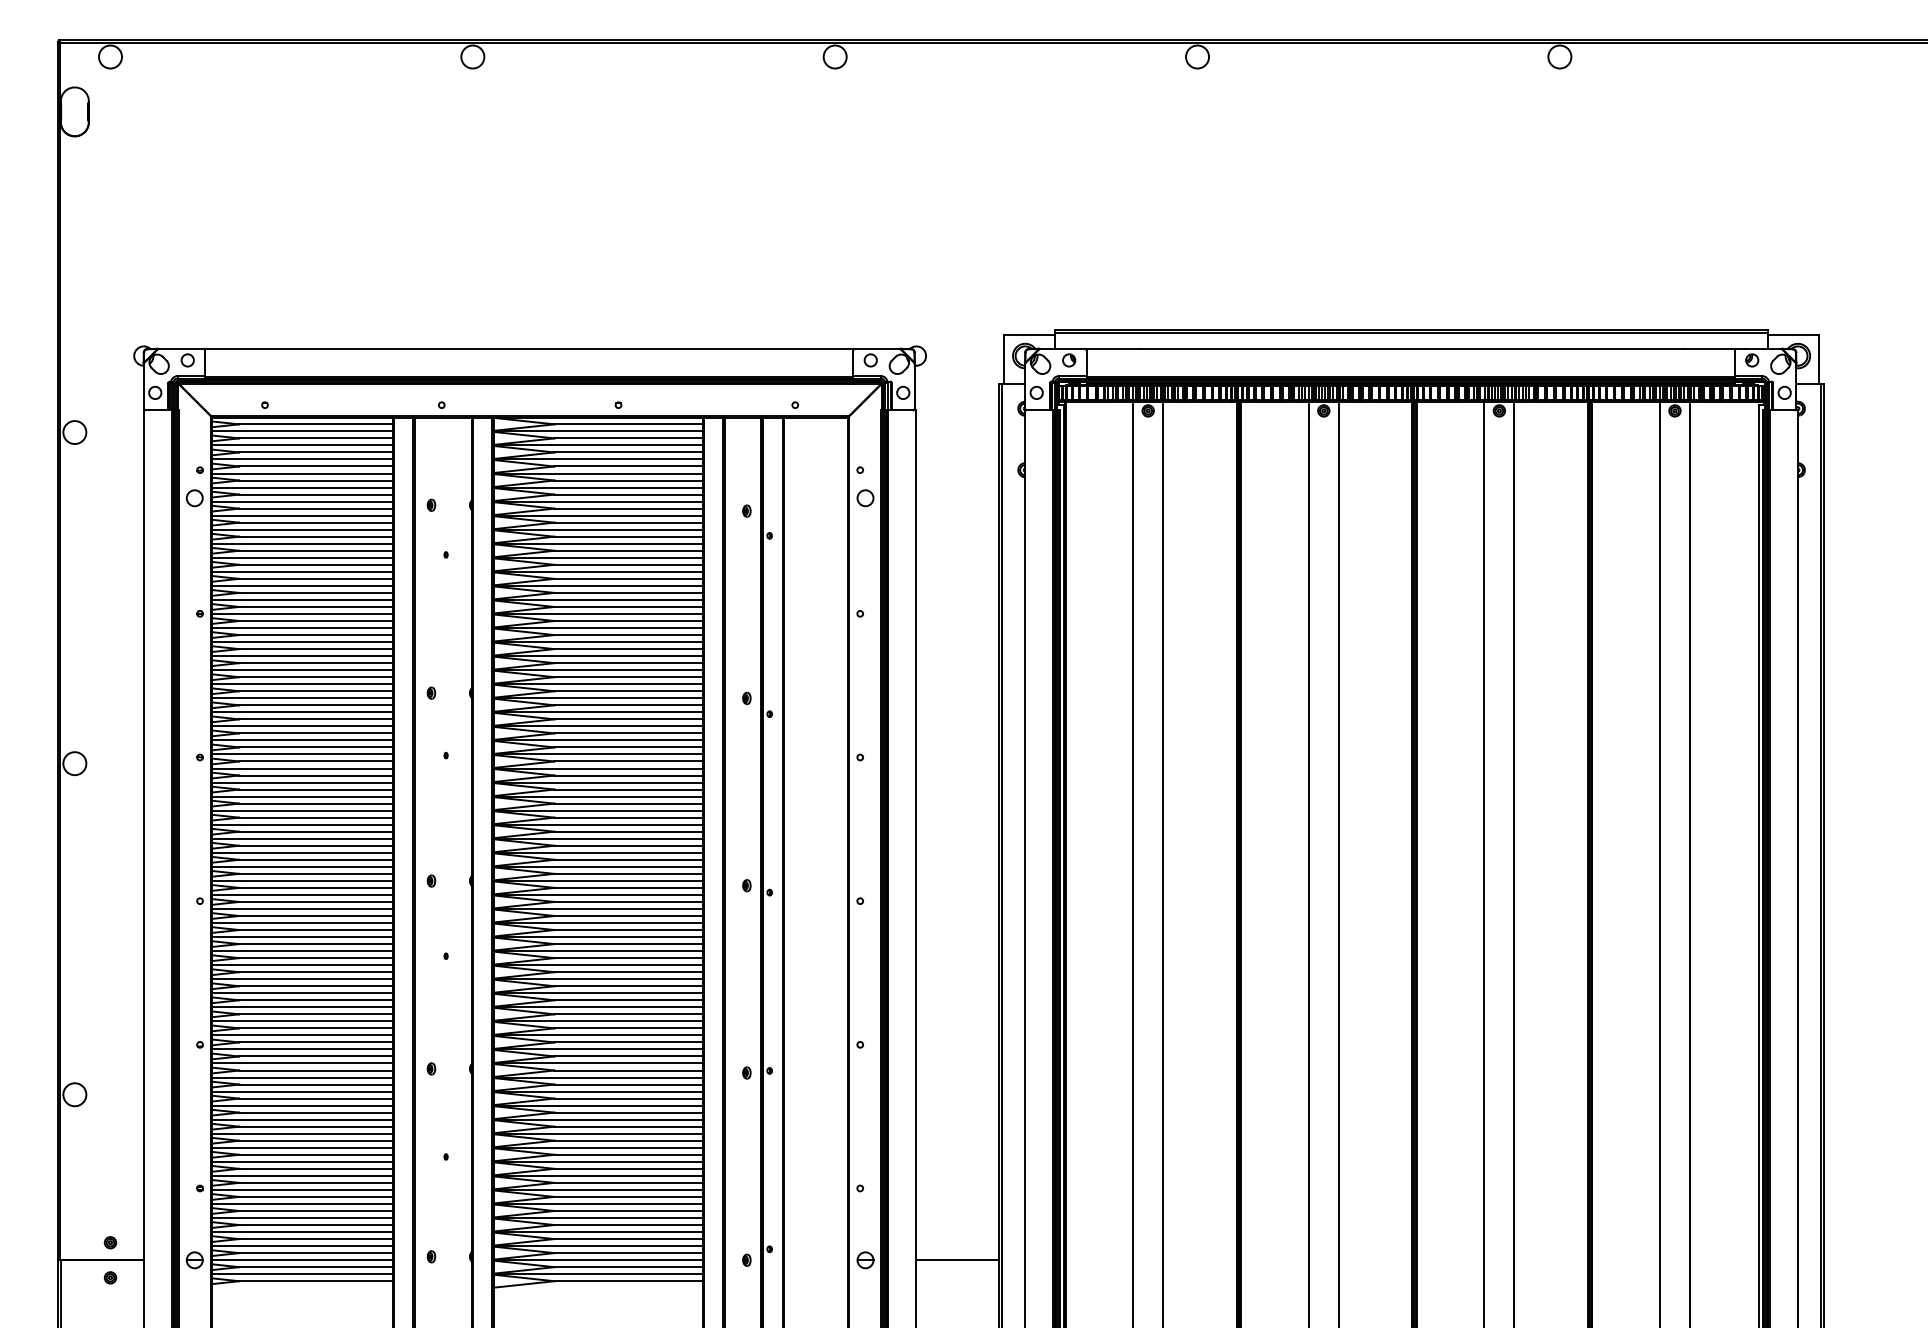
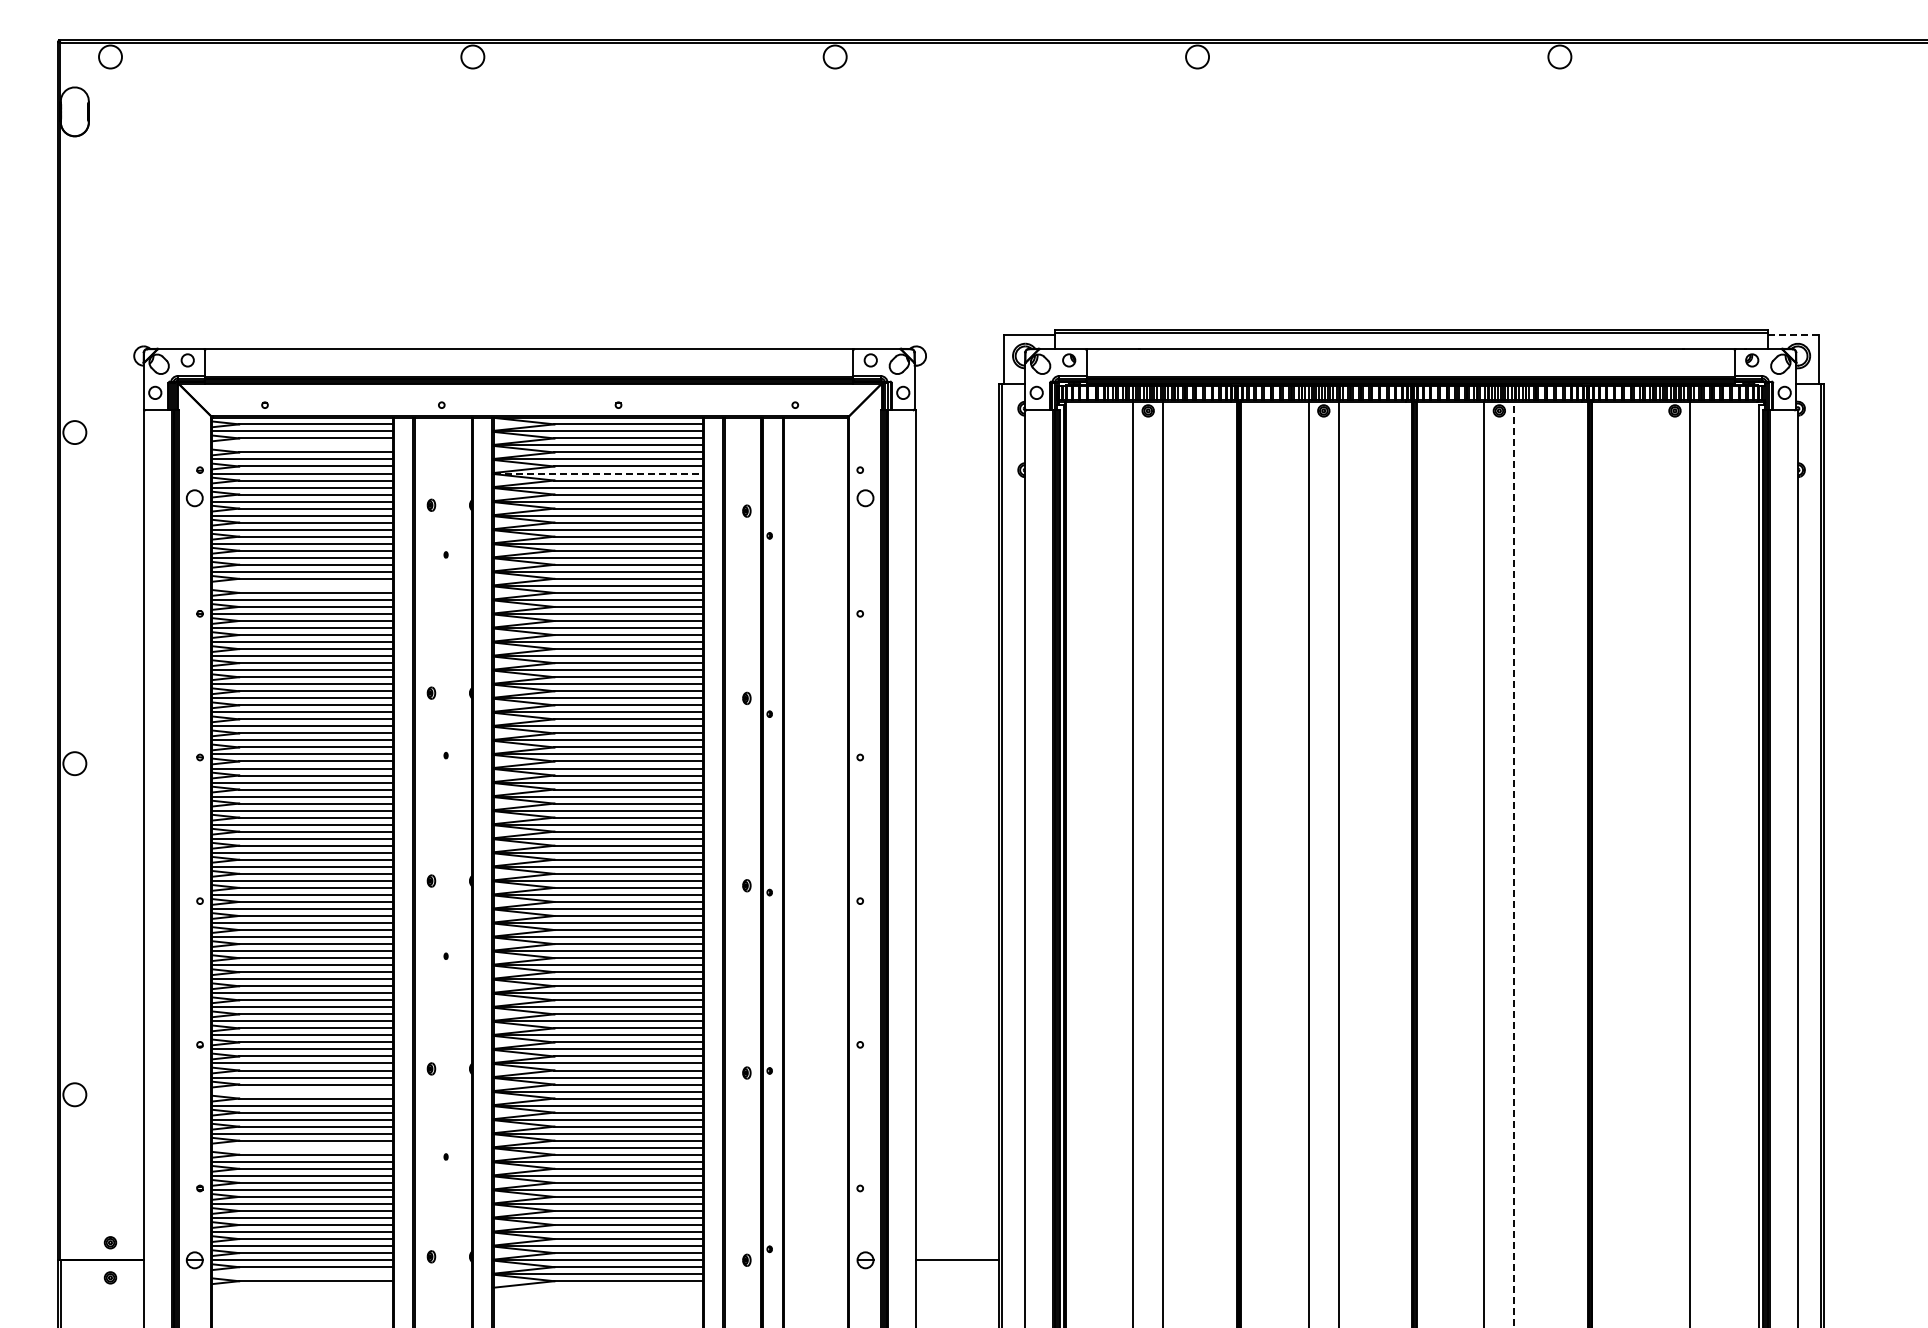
line: solid -> dashed (1794, 334)
line: present -> none (302, 445)
line: solid -> dashed (598, 473)
line: present -> none (302, 585)
line: present -> none (1660, 863)
line: solid -> dashed (1514, 865)
line: present -> none (302, 1091)
line: present -> none (302, 1147)
line: present -> none (302, 1274)
